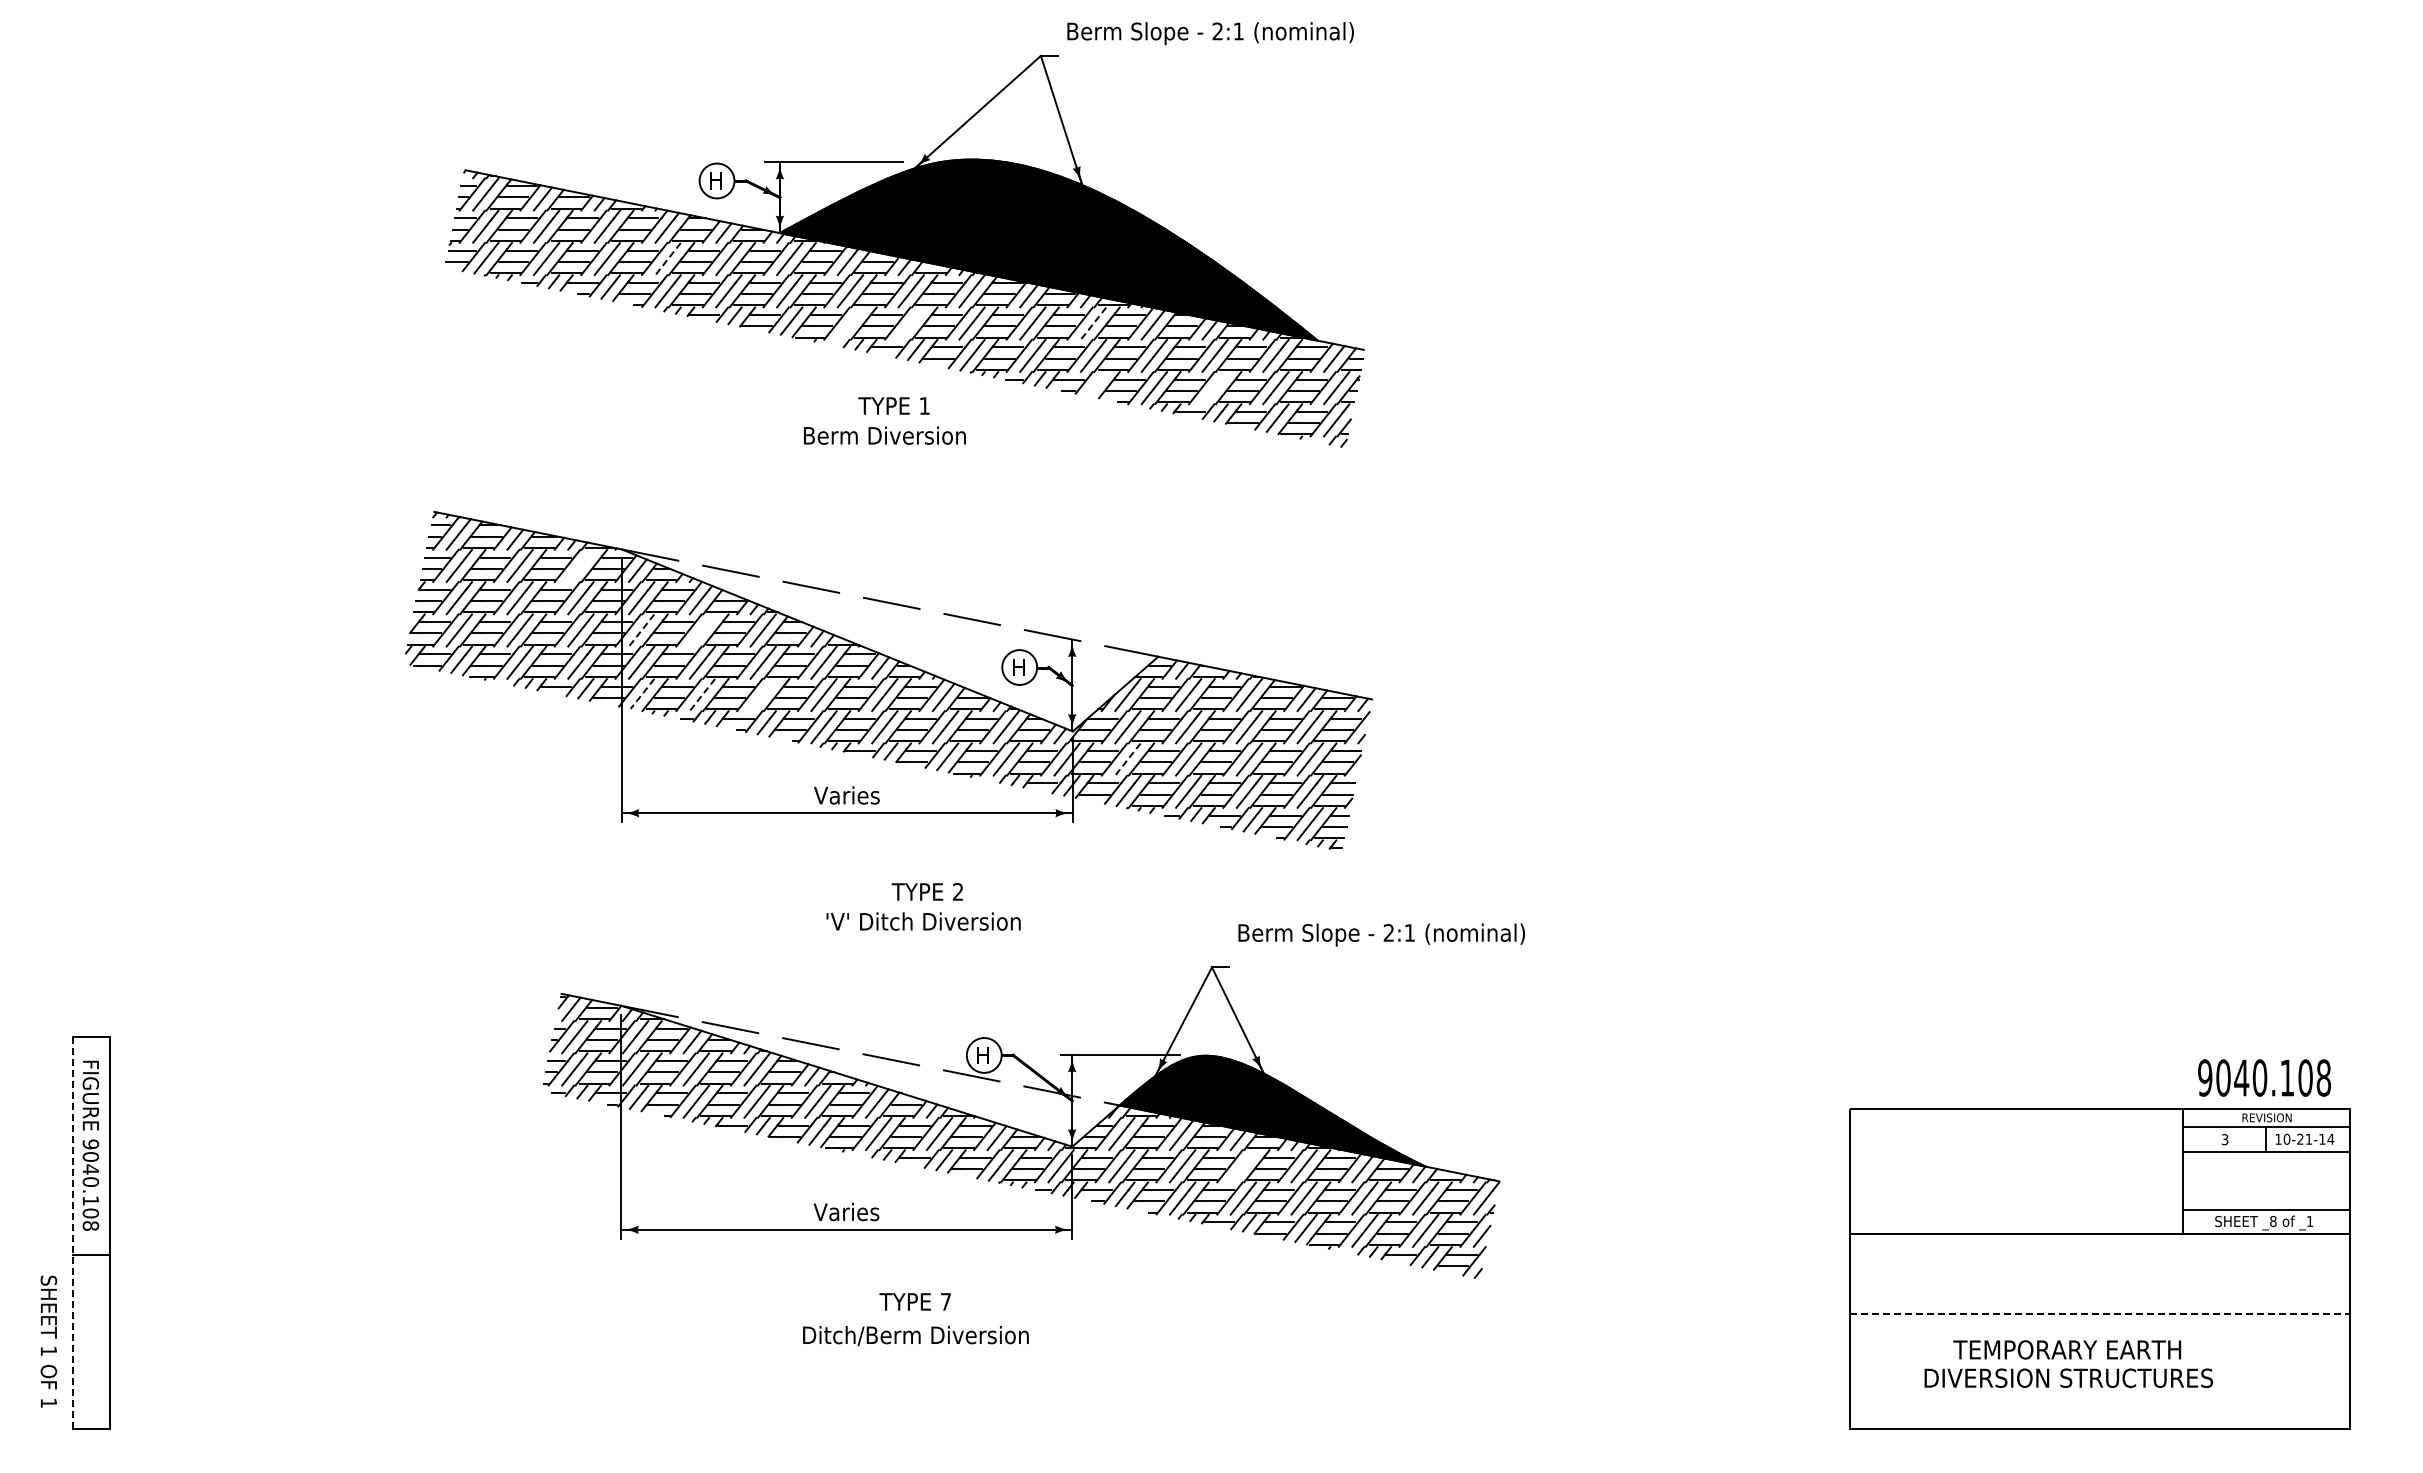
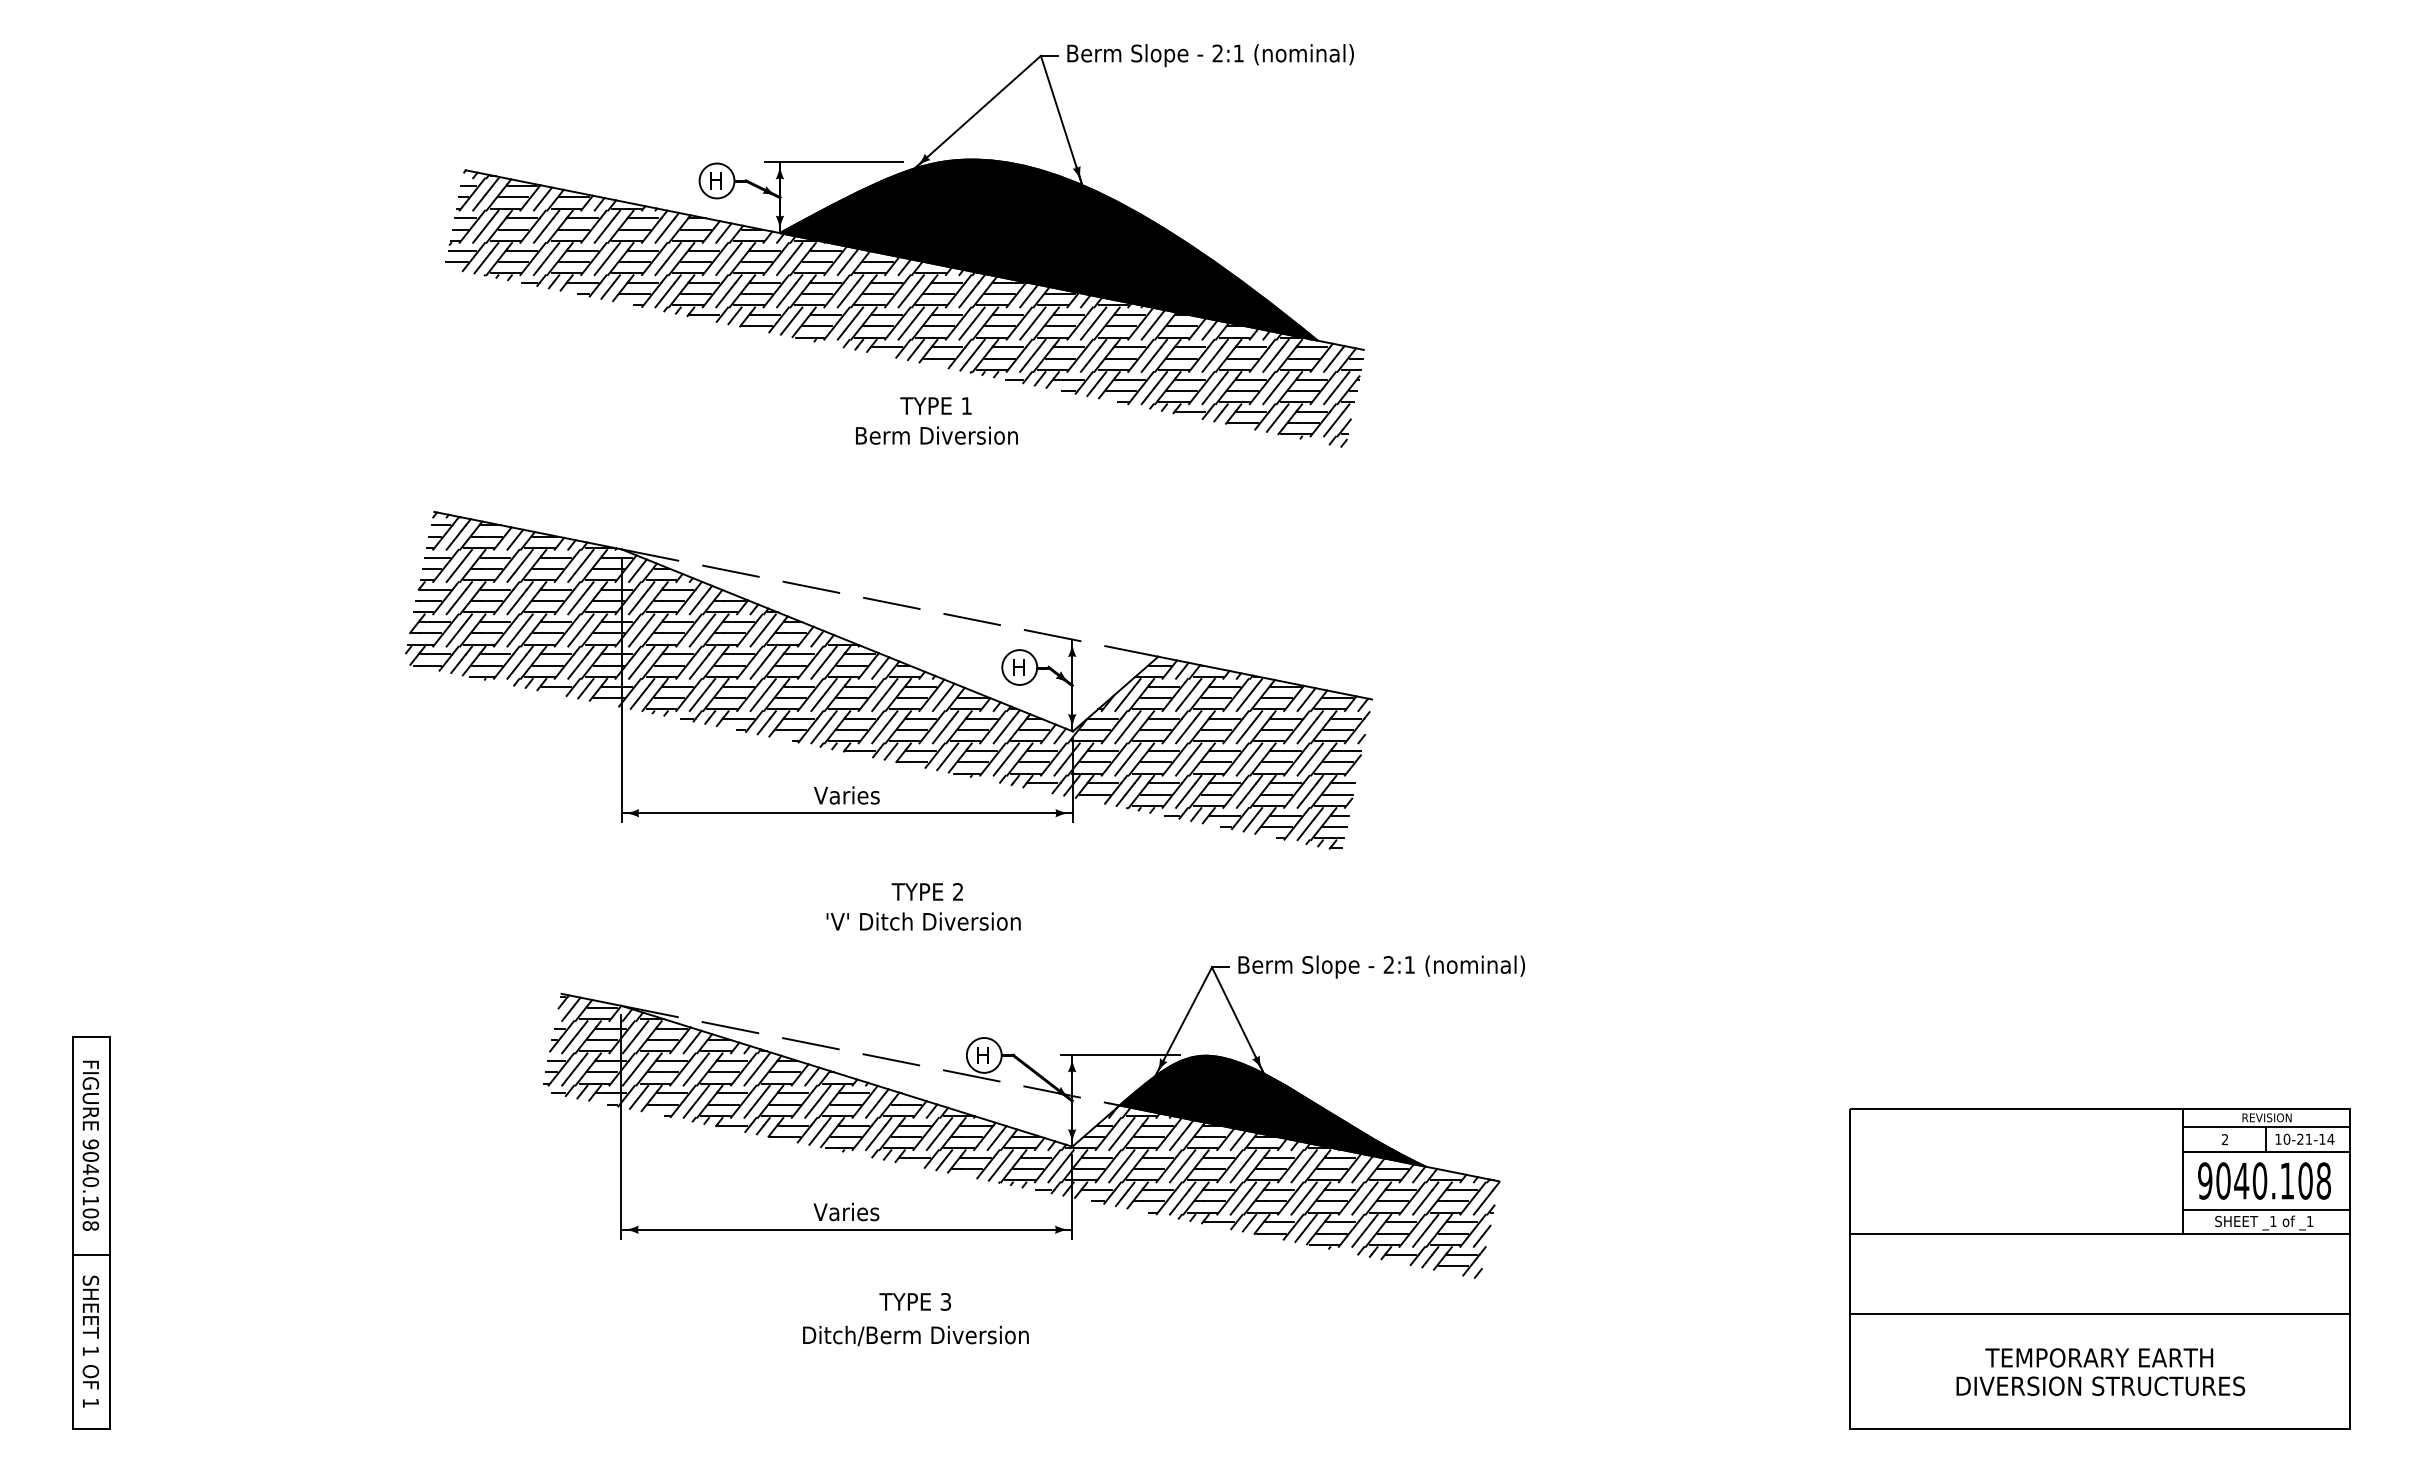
text position: (1210, 33) -> (1210, 55) (1210, 55)
line: dashed -> solid (667, 259)
line: none -> present (850, 323)
line: none -> present (910, 323)
line: dashed -> solid (1093, 323)
line: none -> present (1096, 383)
line: none -> present (1214, 388)
text position: (893, 405) -> (935, 405) (935, 405)
text position: (884, 435) -> (936, 435) (936, 435)
line: none -> present (580, 565)
line: dashed -> solid (641, 630)
line: none -> present (702, 630)
line: dashed -> solid (642, 694)
line: dashed -> solid (702, 695)
line: none -> present (762, 695)
line: dashed -> solid (1127, 759)
text position: (1381, 934) -> (1381, 966) (1381, 966)
text position: (2264, 1077) -> (2264, 1180) (2264, 1180)
text: 3 -> 2 (2225, 1139)
line: none -> present (1243, 1166)
text: _8 -> _1 (2273, 1221)
line: dashed -> solid (72, 1232)
text: 7 -> 3 (945, 1301)
line: dashed -> solid (2100, 1313)
text position: (48, 1341) -> (90, 1341) (90, 1341)
text position: (2068, 1363) -> (2100, 1371) (2100, 1371)
